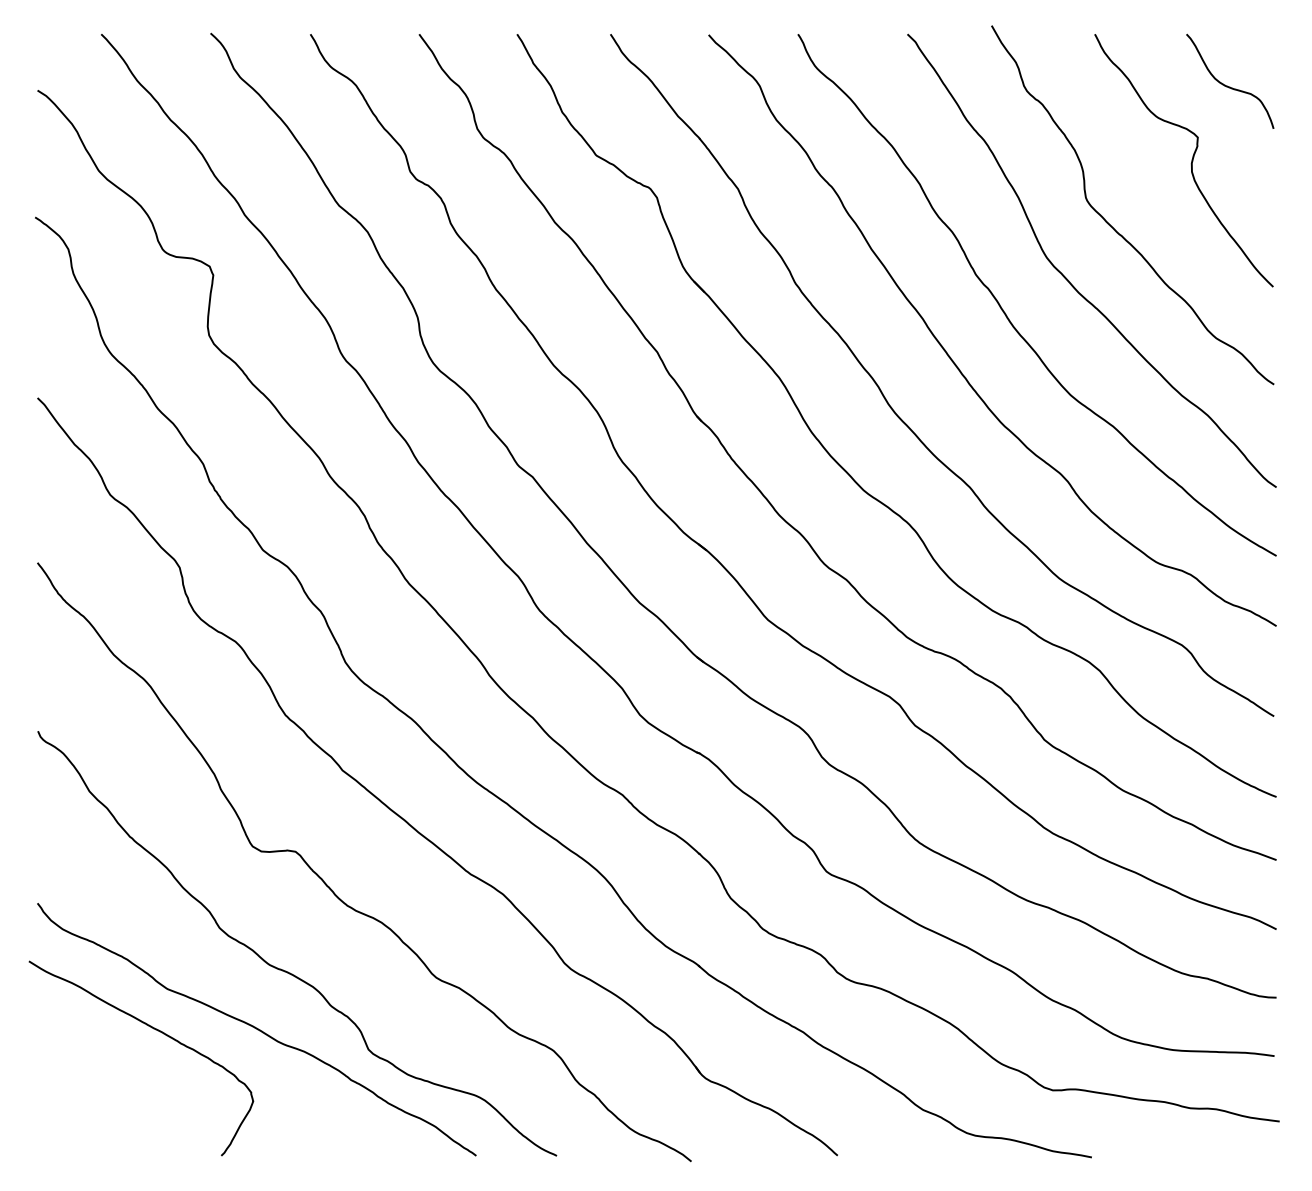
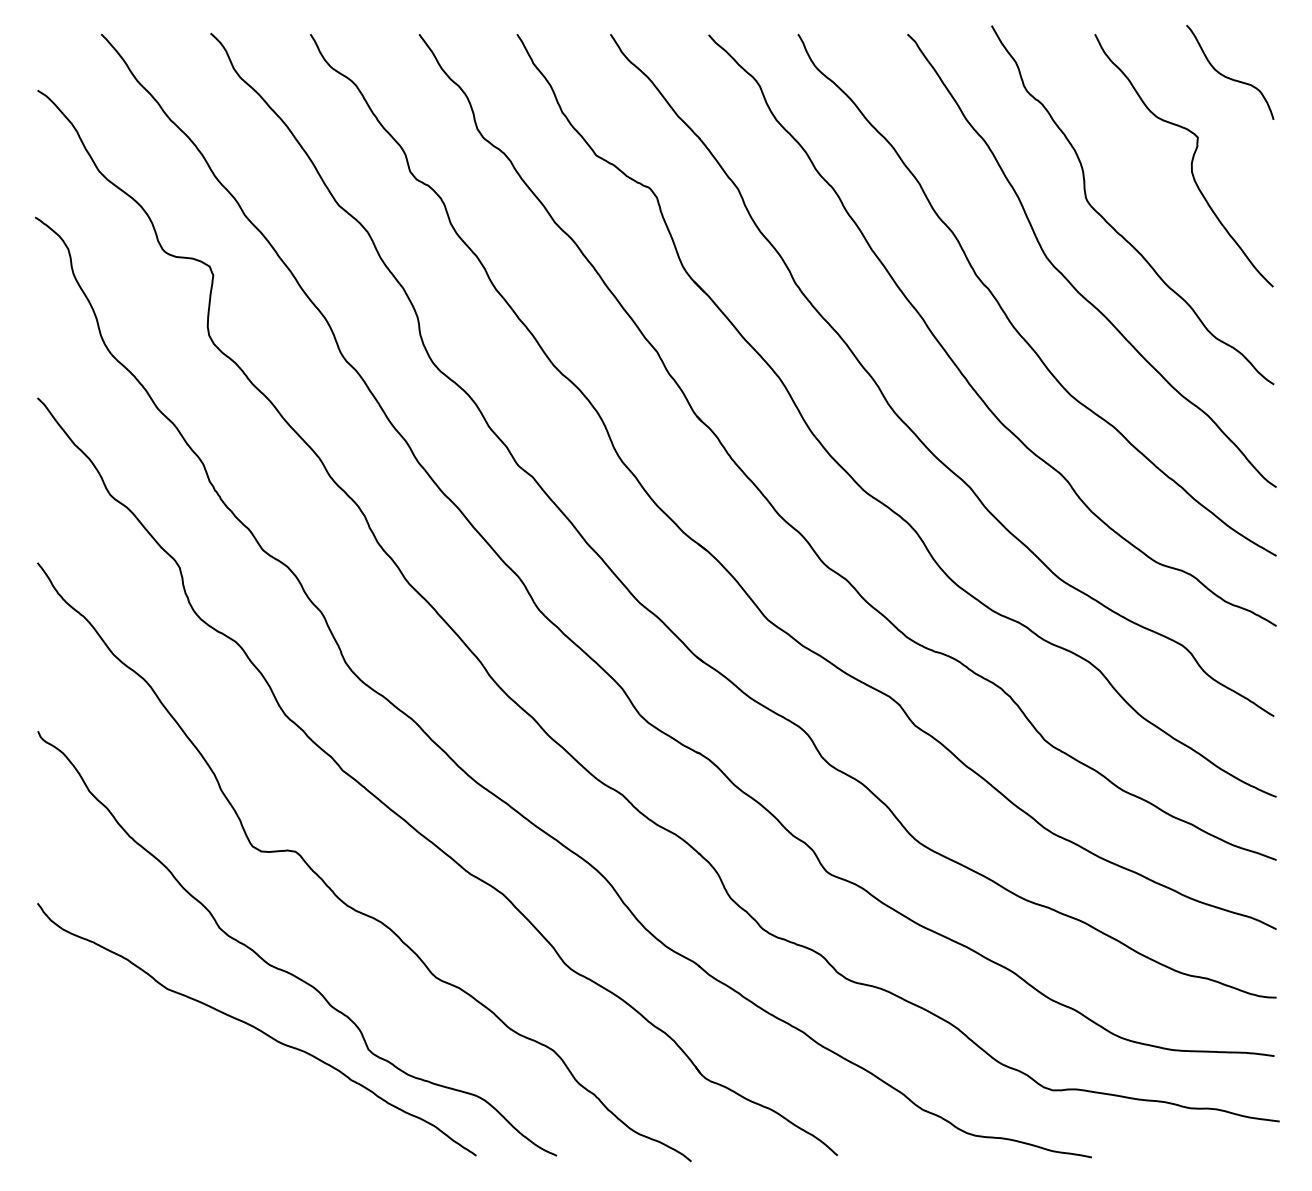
curve position: (1227, 85) -> (1227, 76) (1227, 76)
curve: present -> none (155, 1030)
